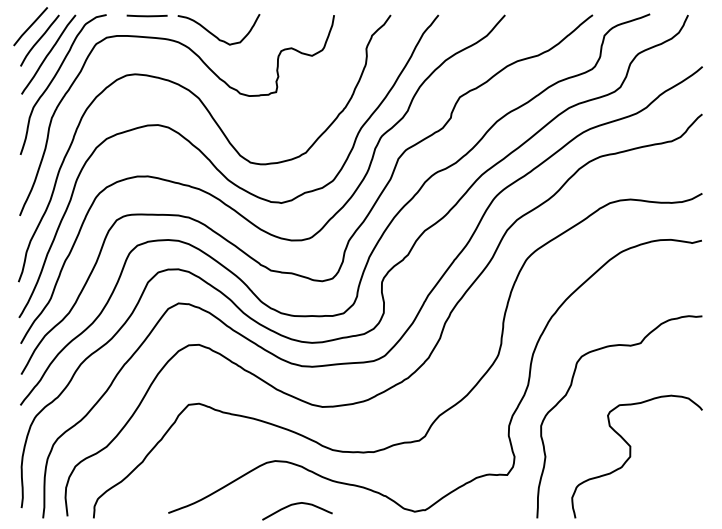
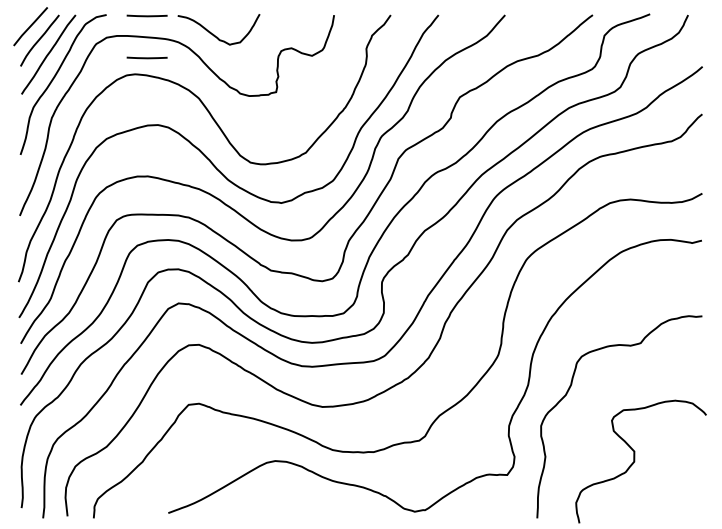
line: none -> present (146, 57)
curve position: (631, 456) -> (635, 461) (635, 461)
curve: present -> none (294, 505)
